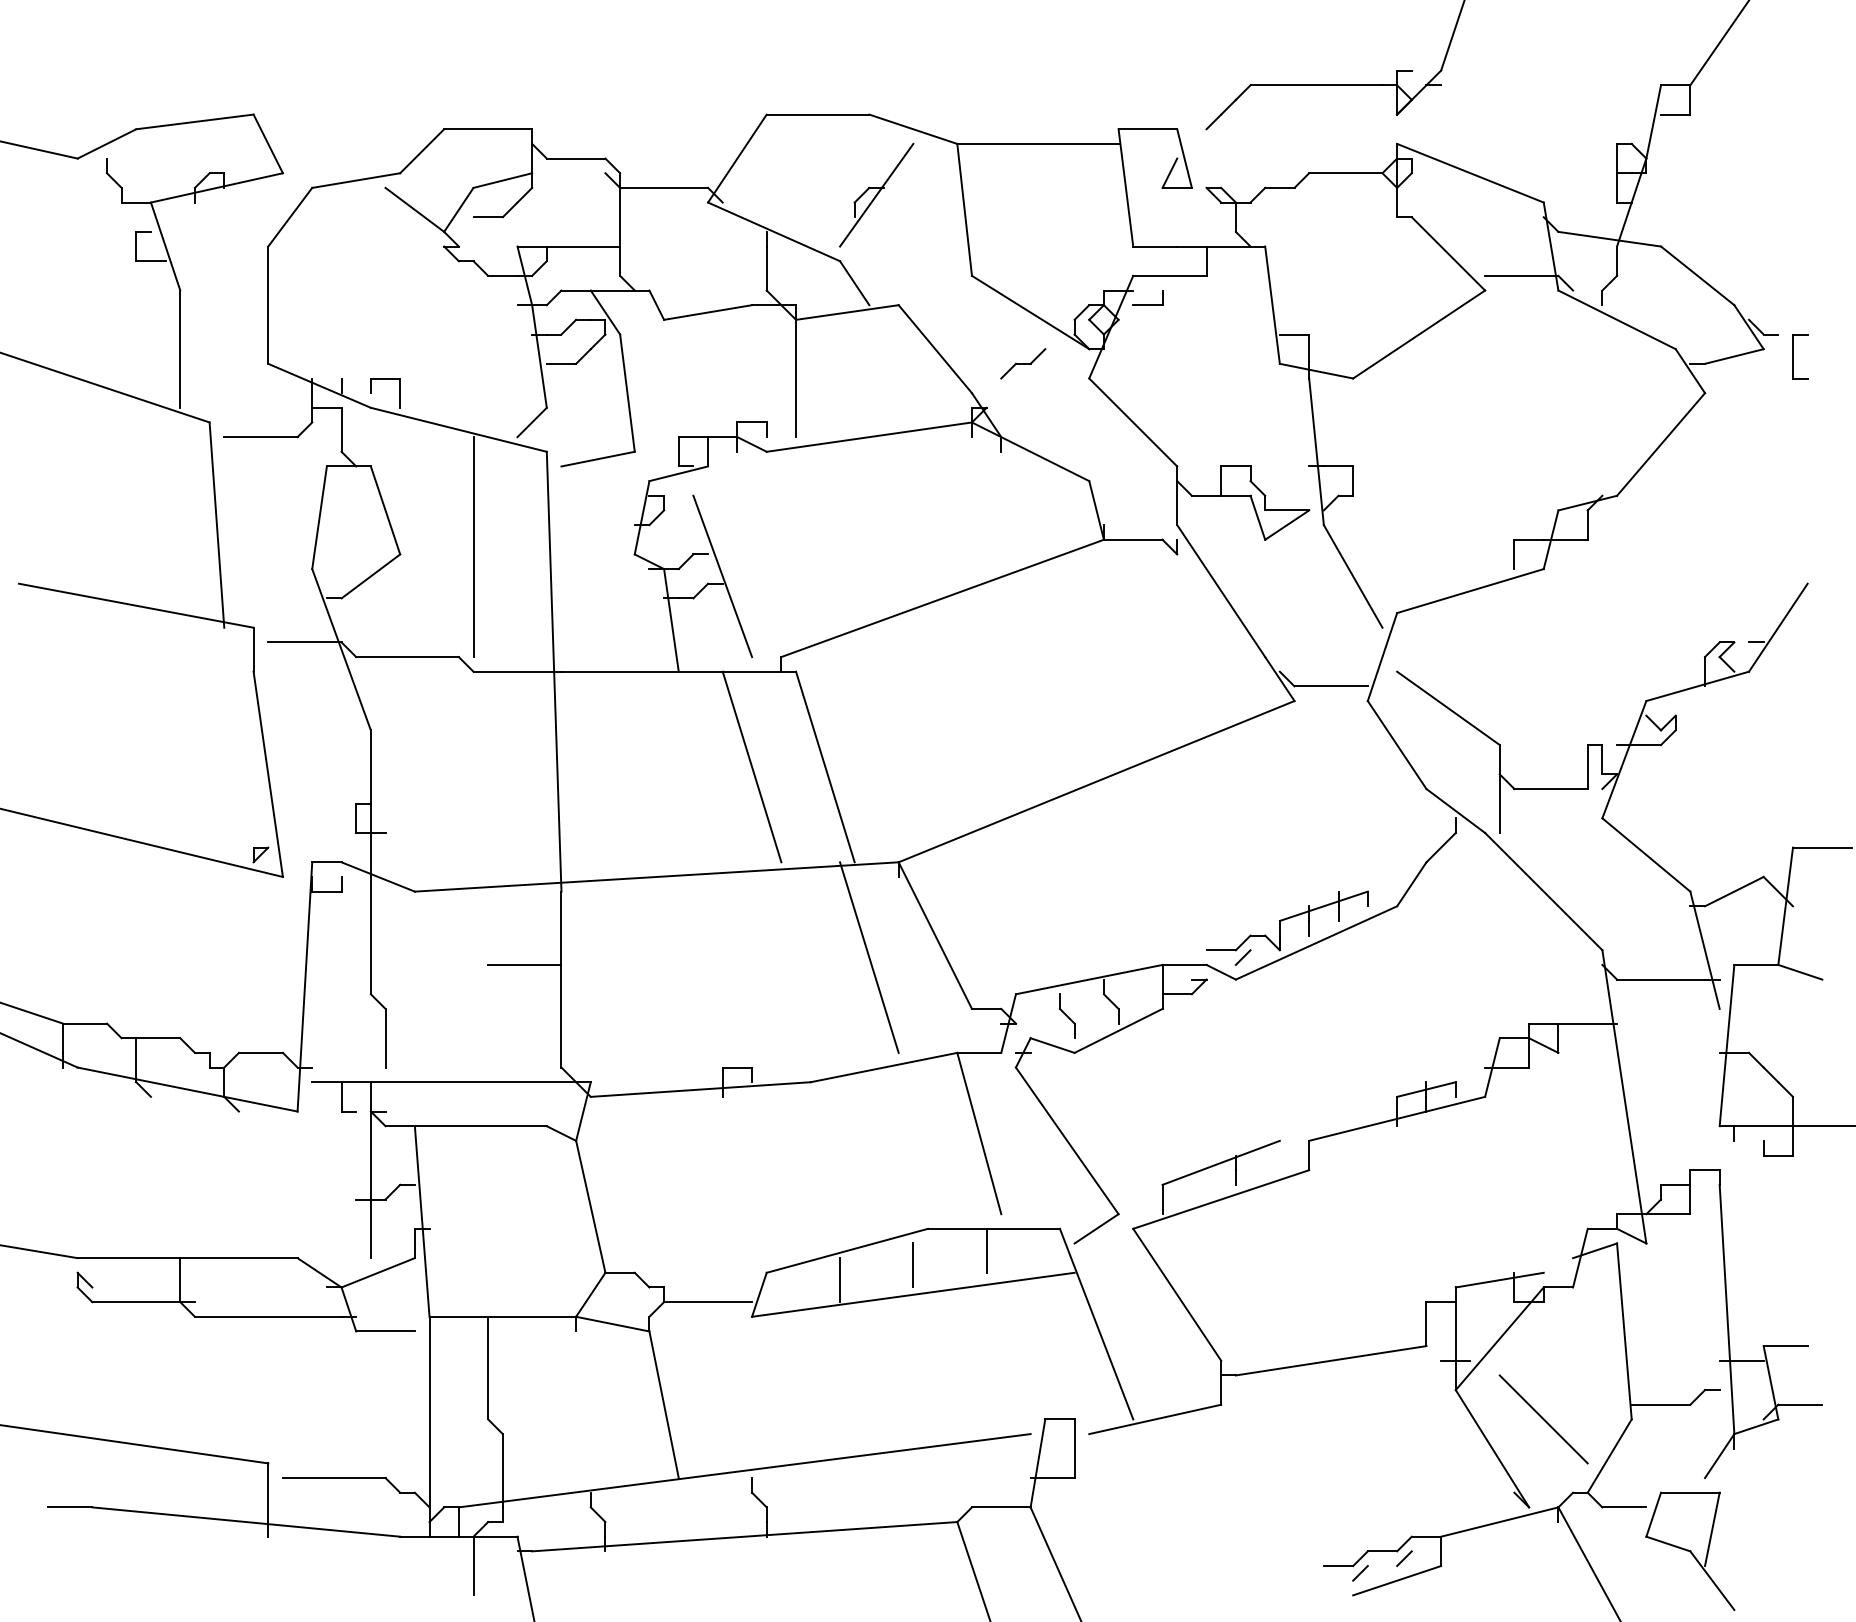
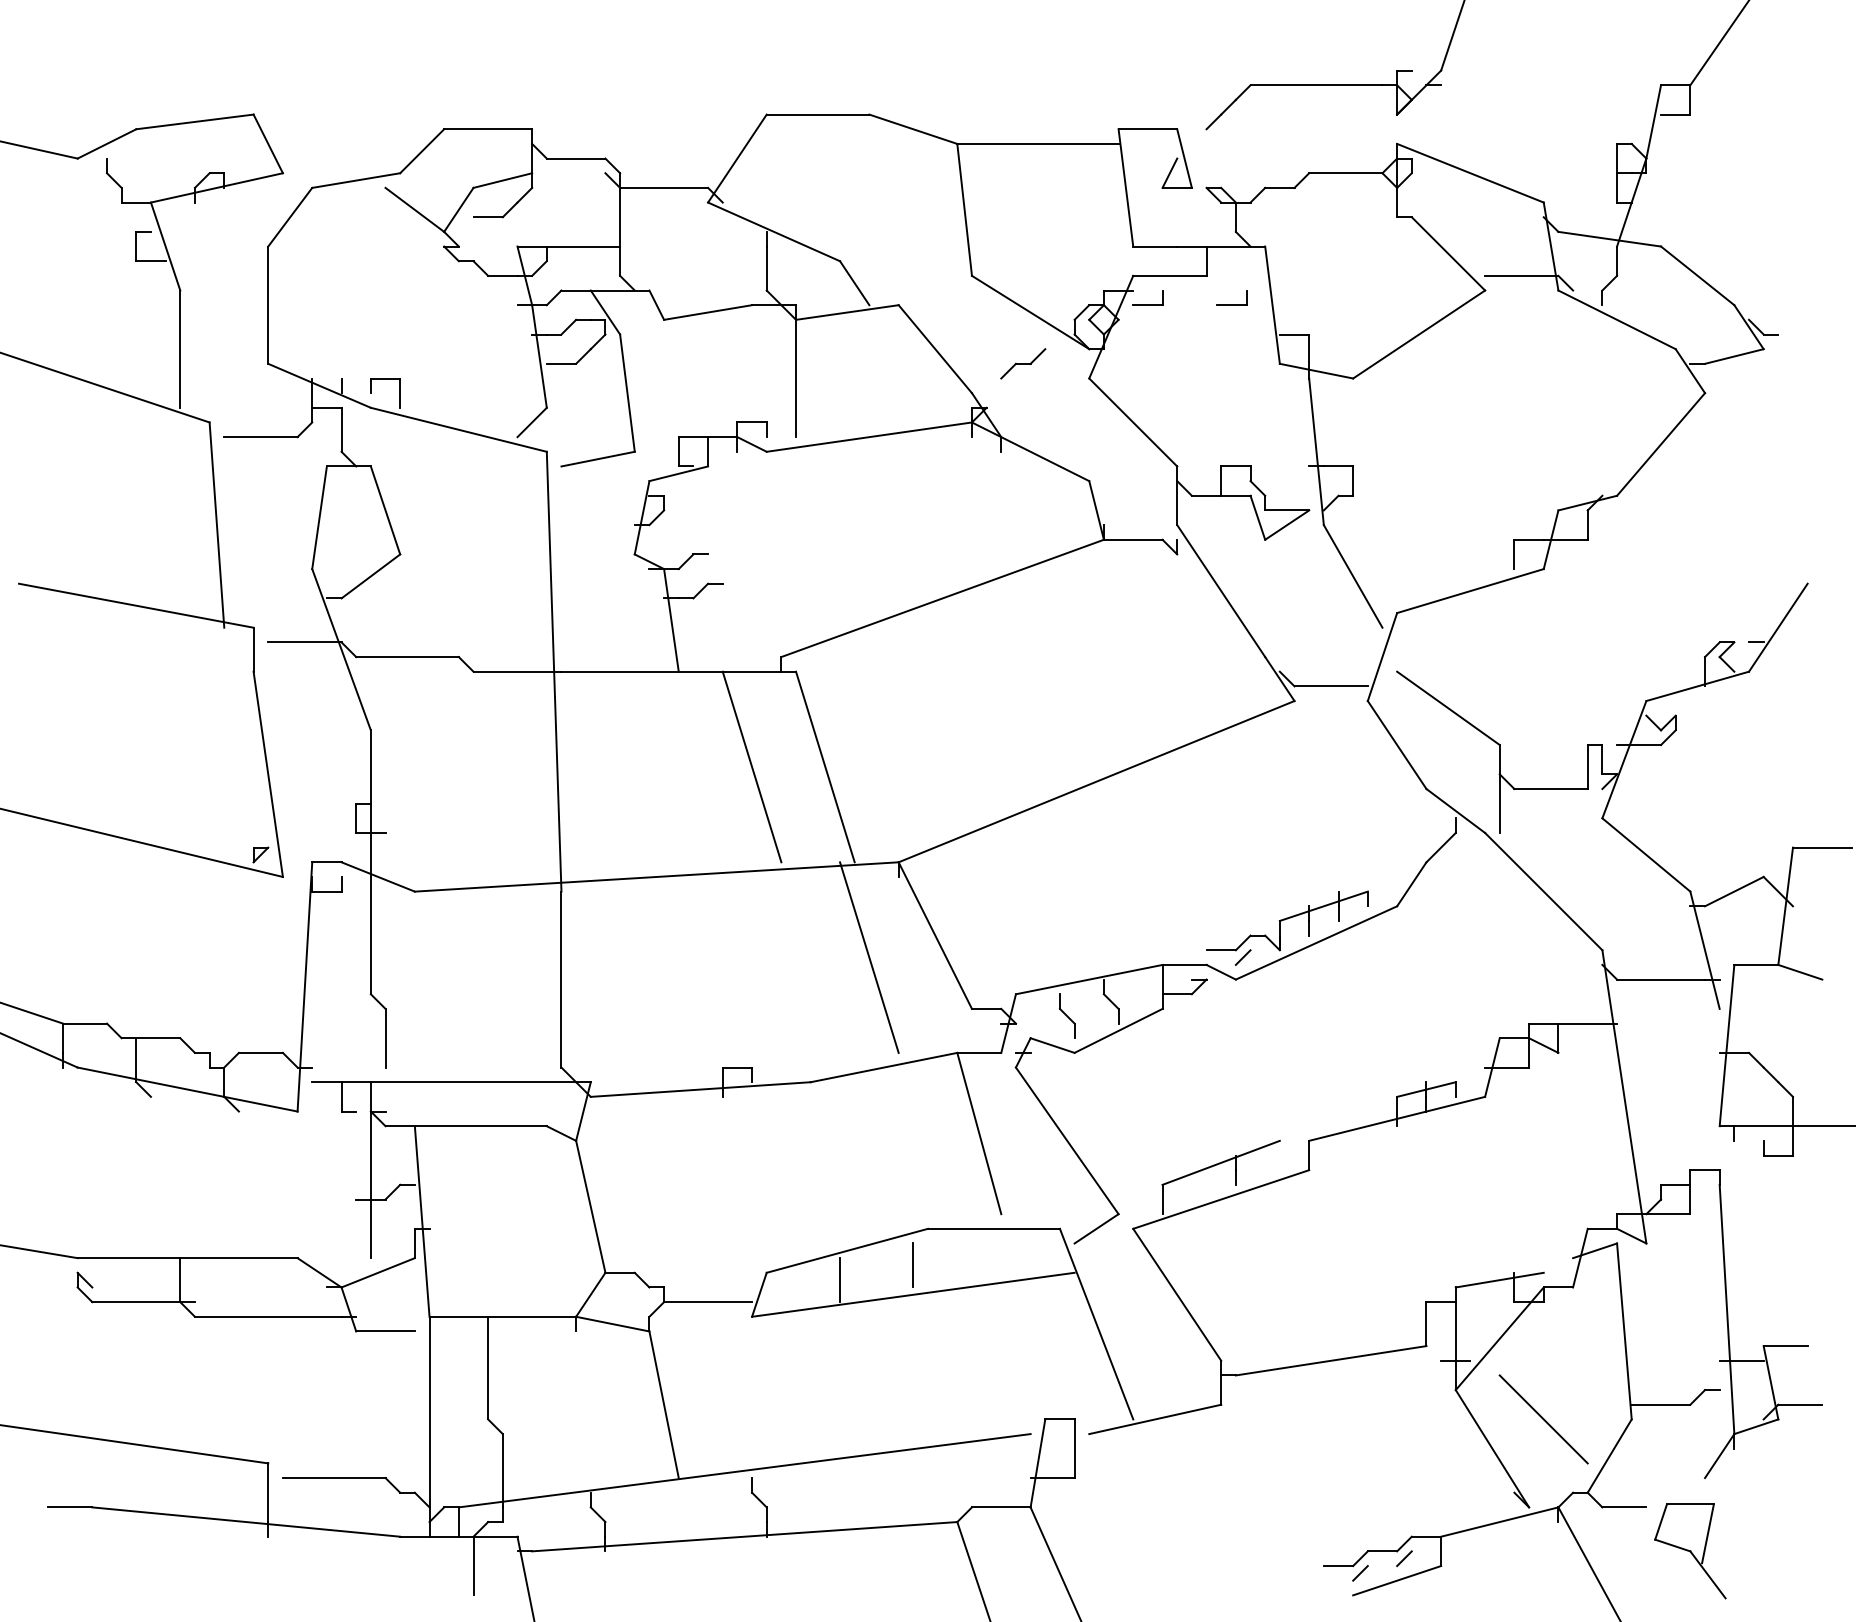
part: present -> none (876, 194)
part: none -> present (1231, 304)
part: present -> none (1793, 356)
line: present -> none (473, 547)
line: present -> none (722, 576)
line: present -> none (524, 964)
line: present -> none (986, 1250)
part size: 91x121 px -> 73x97 px (1690, 1551)
